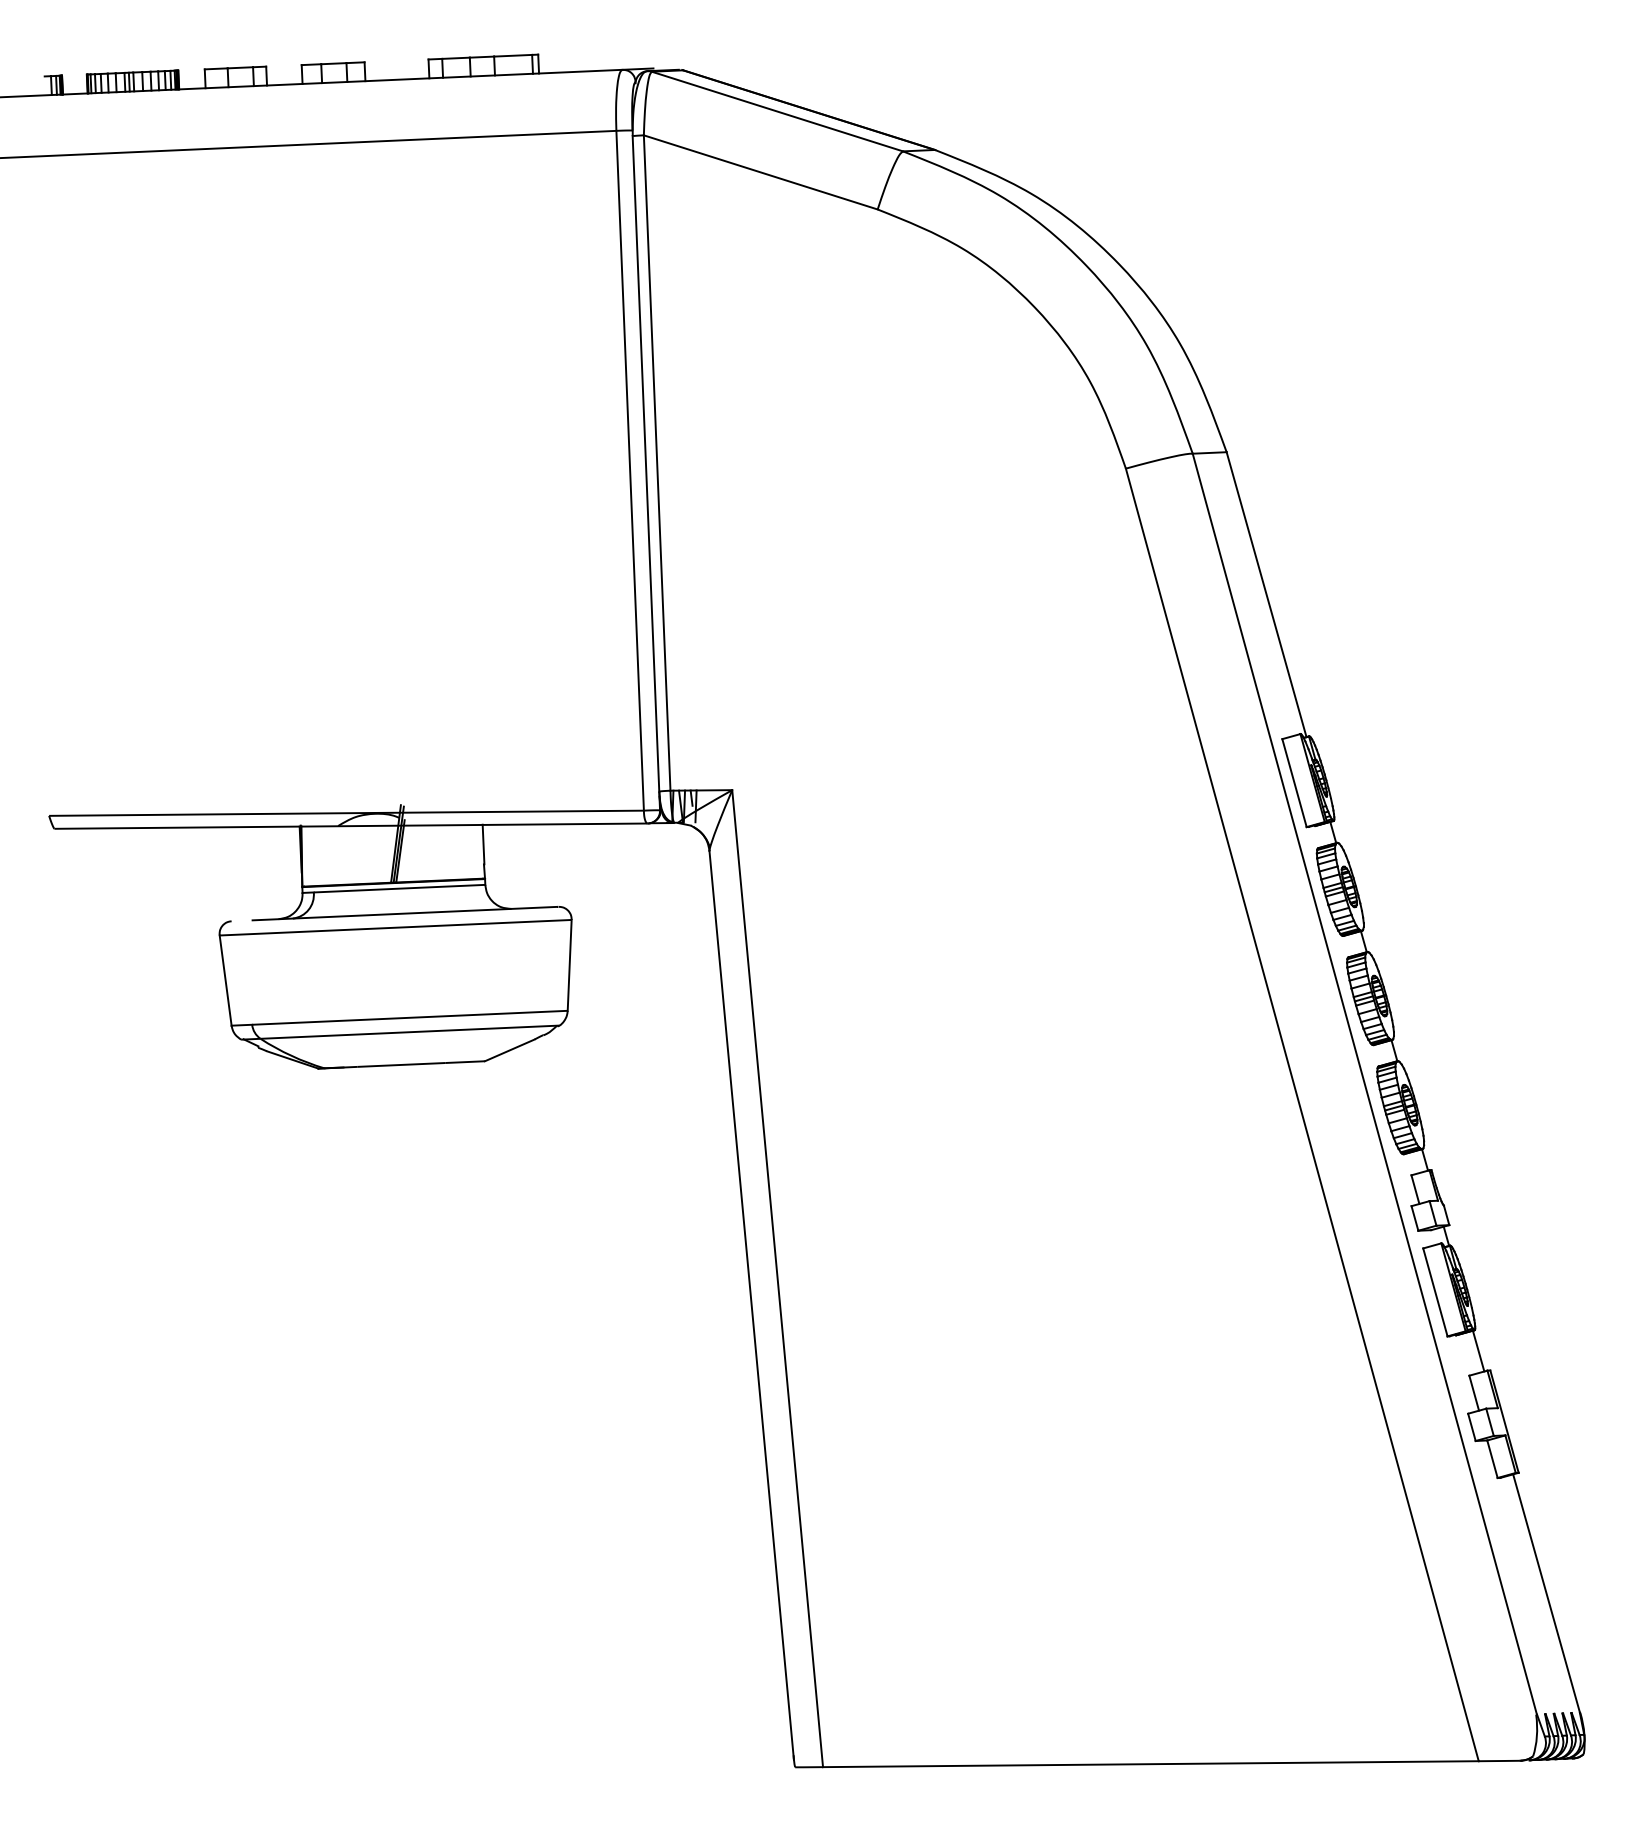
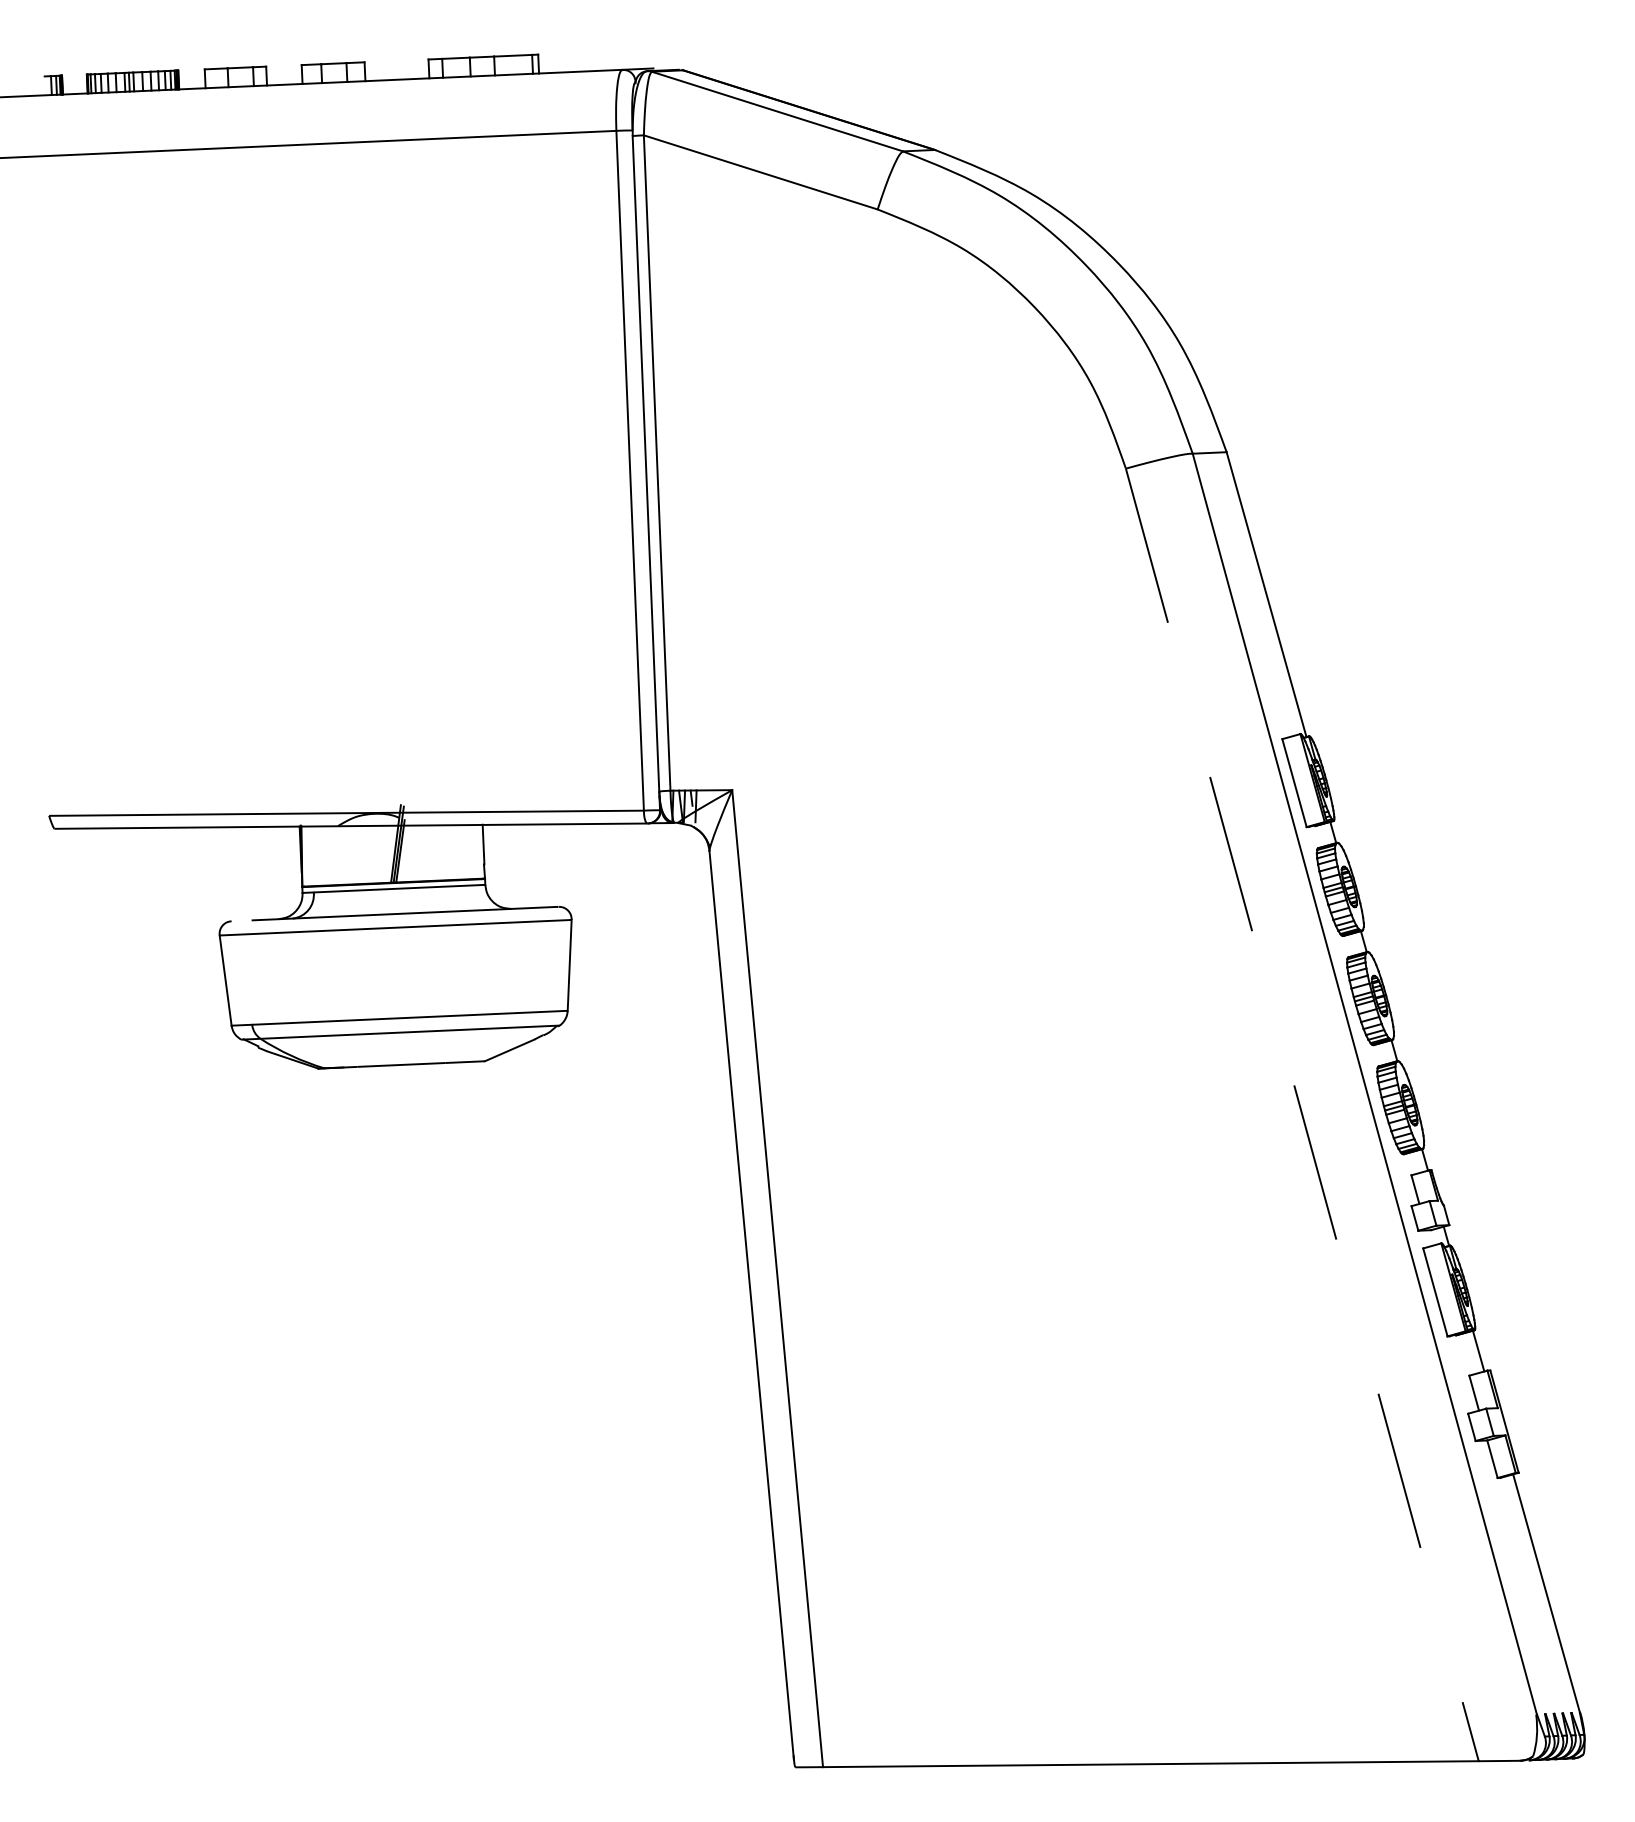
line: solid -> dashed (1302, 1114)
